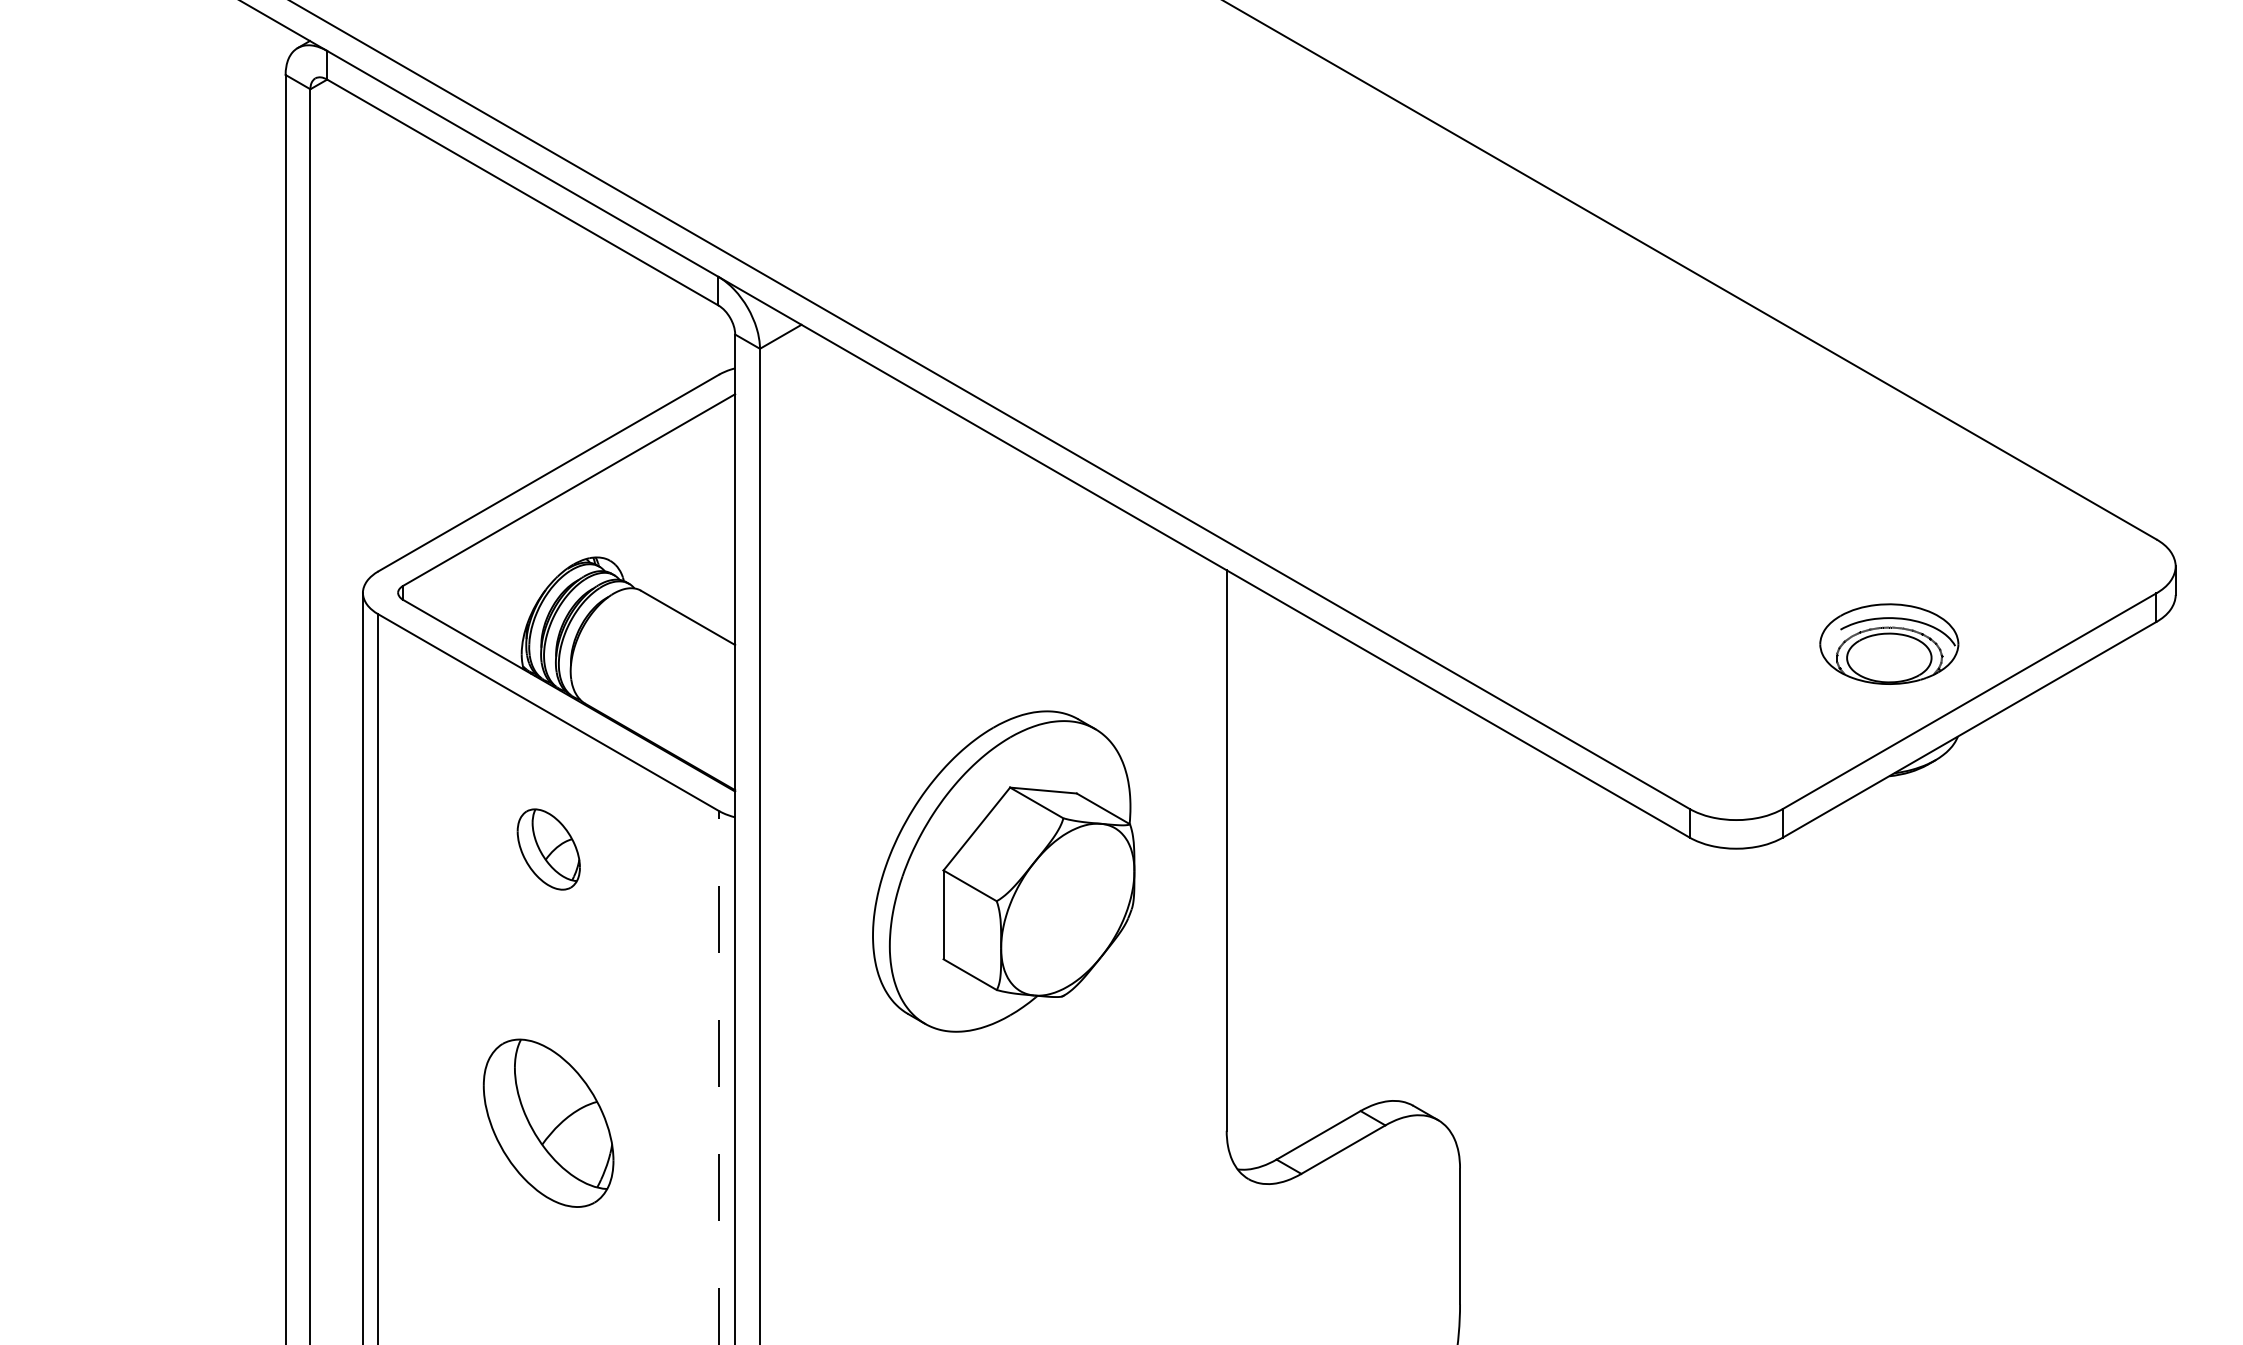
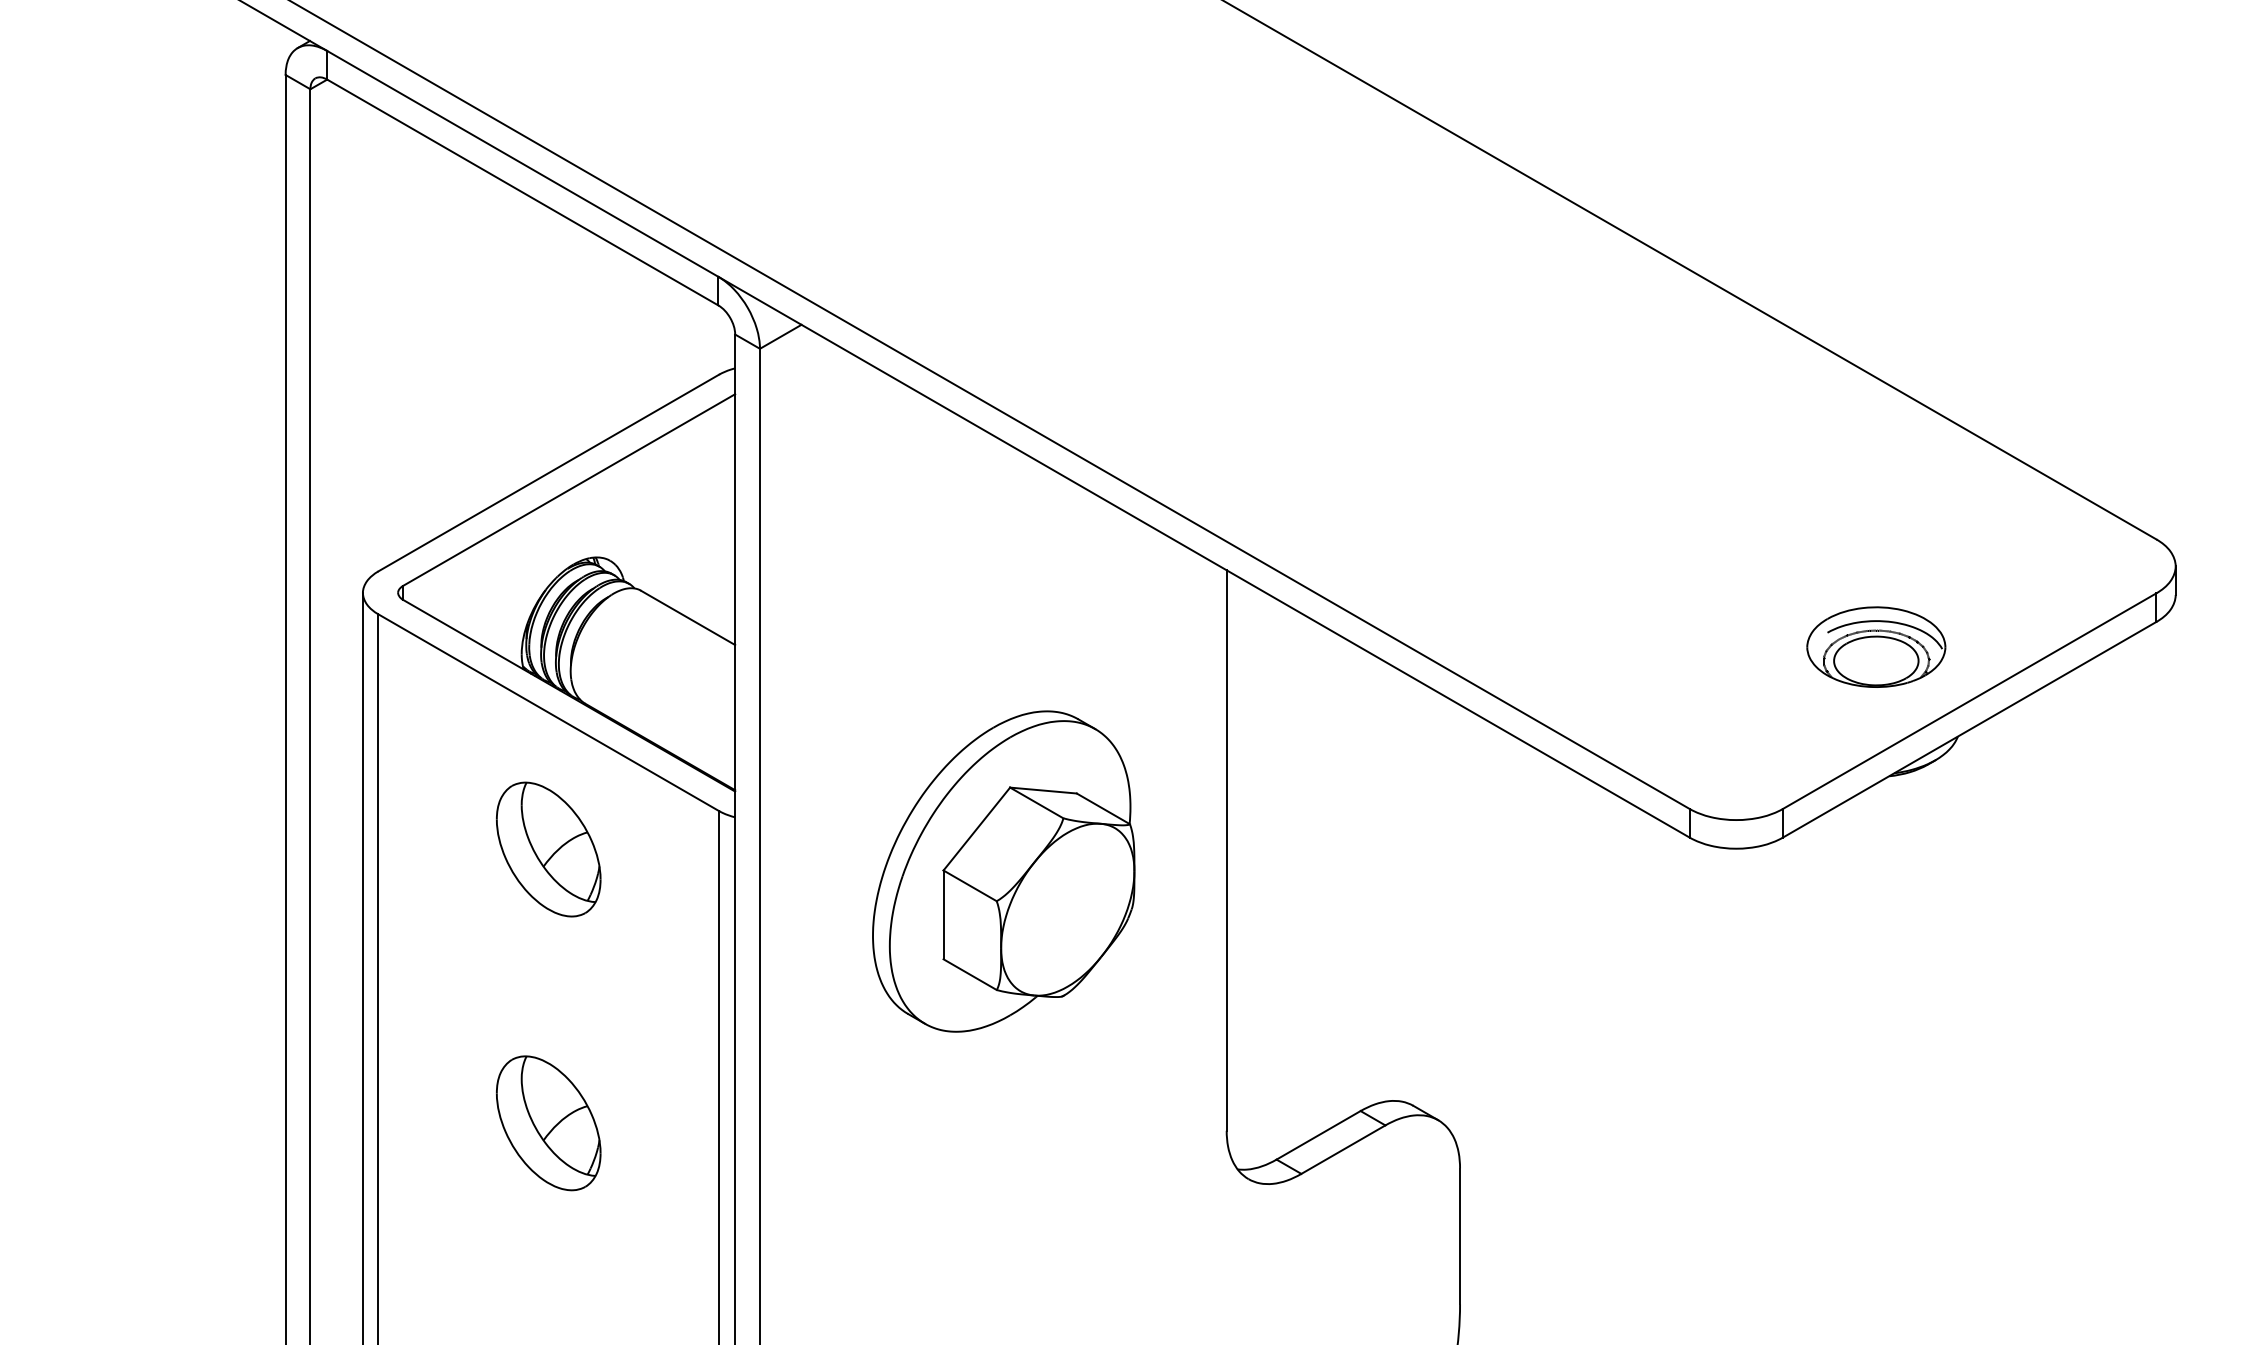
part position: (1889, 643) -> (1876, 646) (1876, 646)
part size: 65x83 px -> 106x137 px (548, 849)
line: dashed -> solid (719, 1077)
part size: 133x170 px -> 106x137 px (548, 1123)
